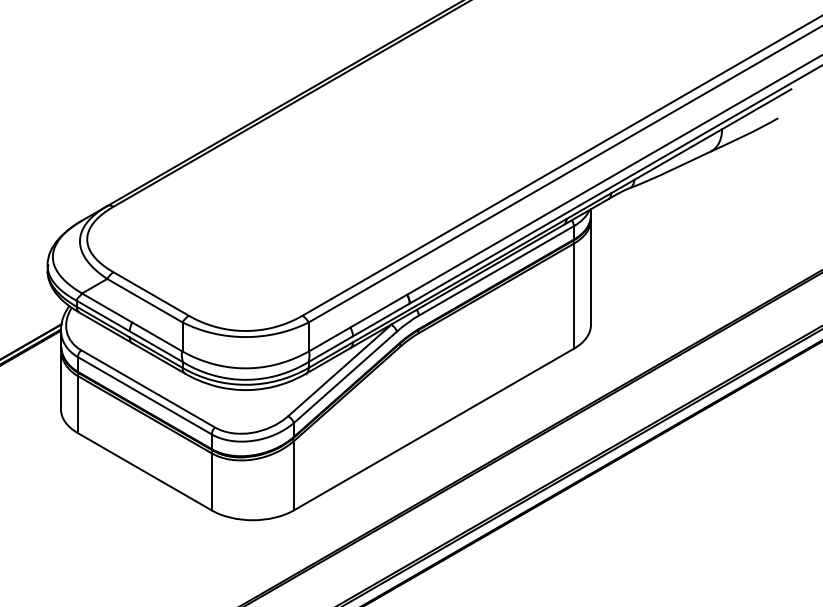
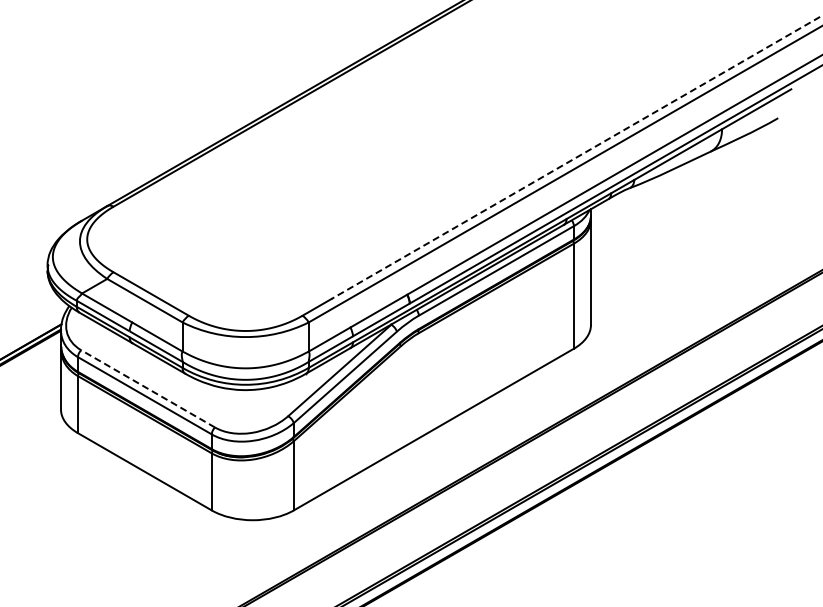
line: solid -> dashed (576, 157)
line: solid -> dashed (147, 388)
